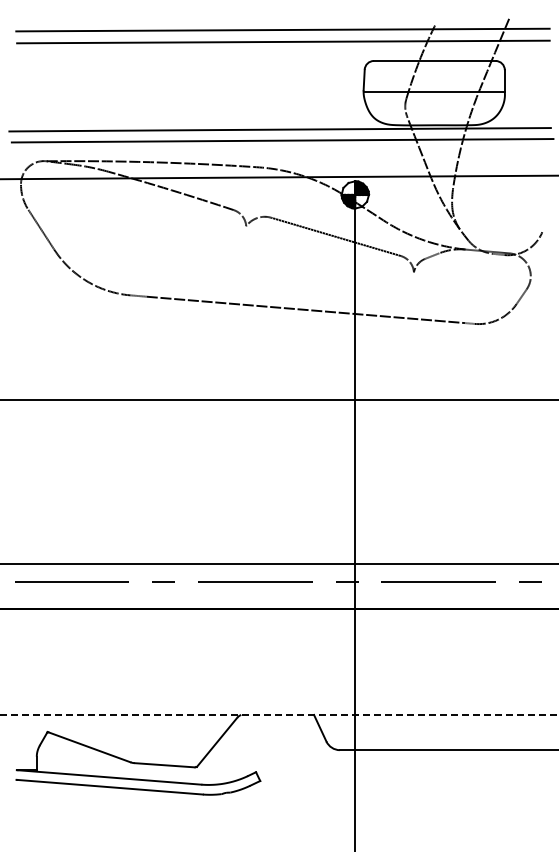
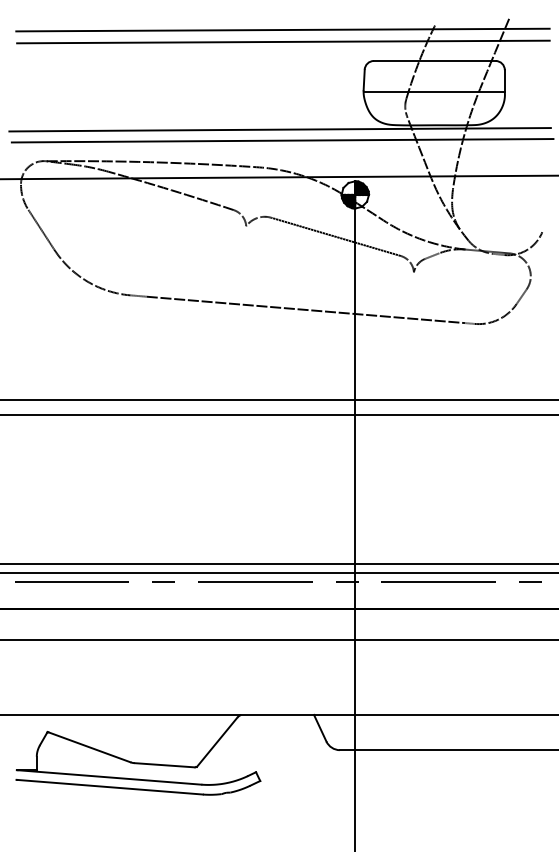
line: none -> present (278, 415)
line: none -> present (278, 573)
line: none -> present (278, 640)
line: dashed -> solid (279, 714)
